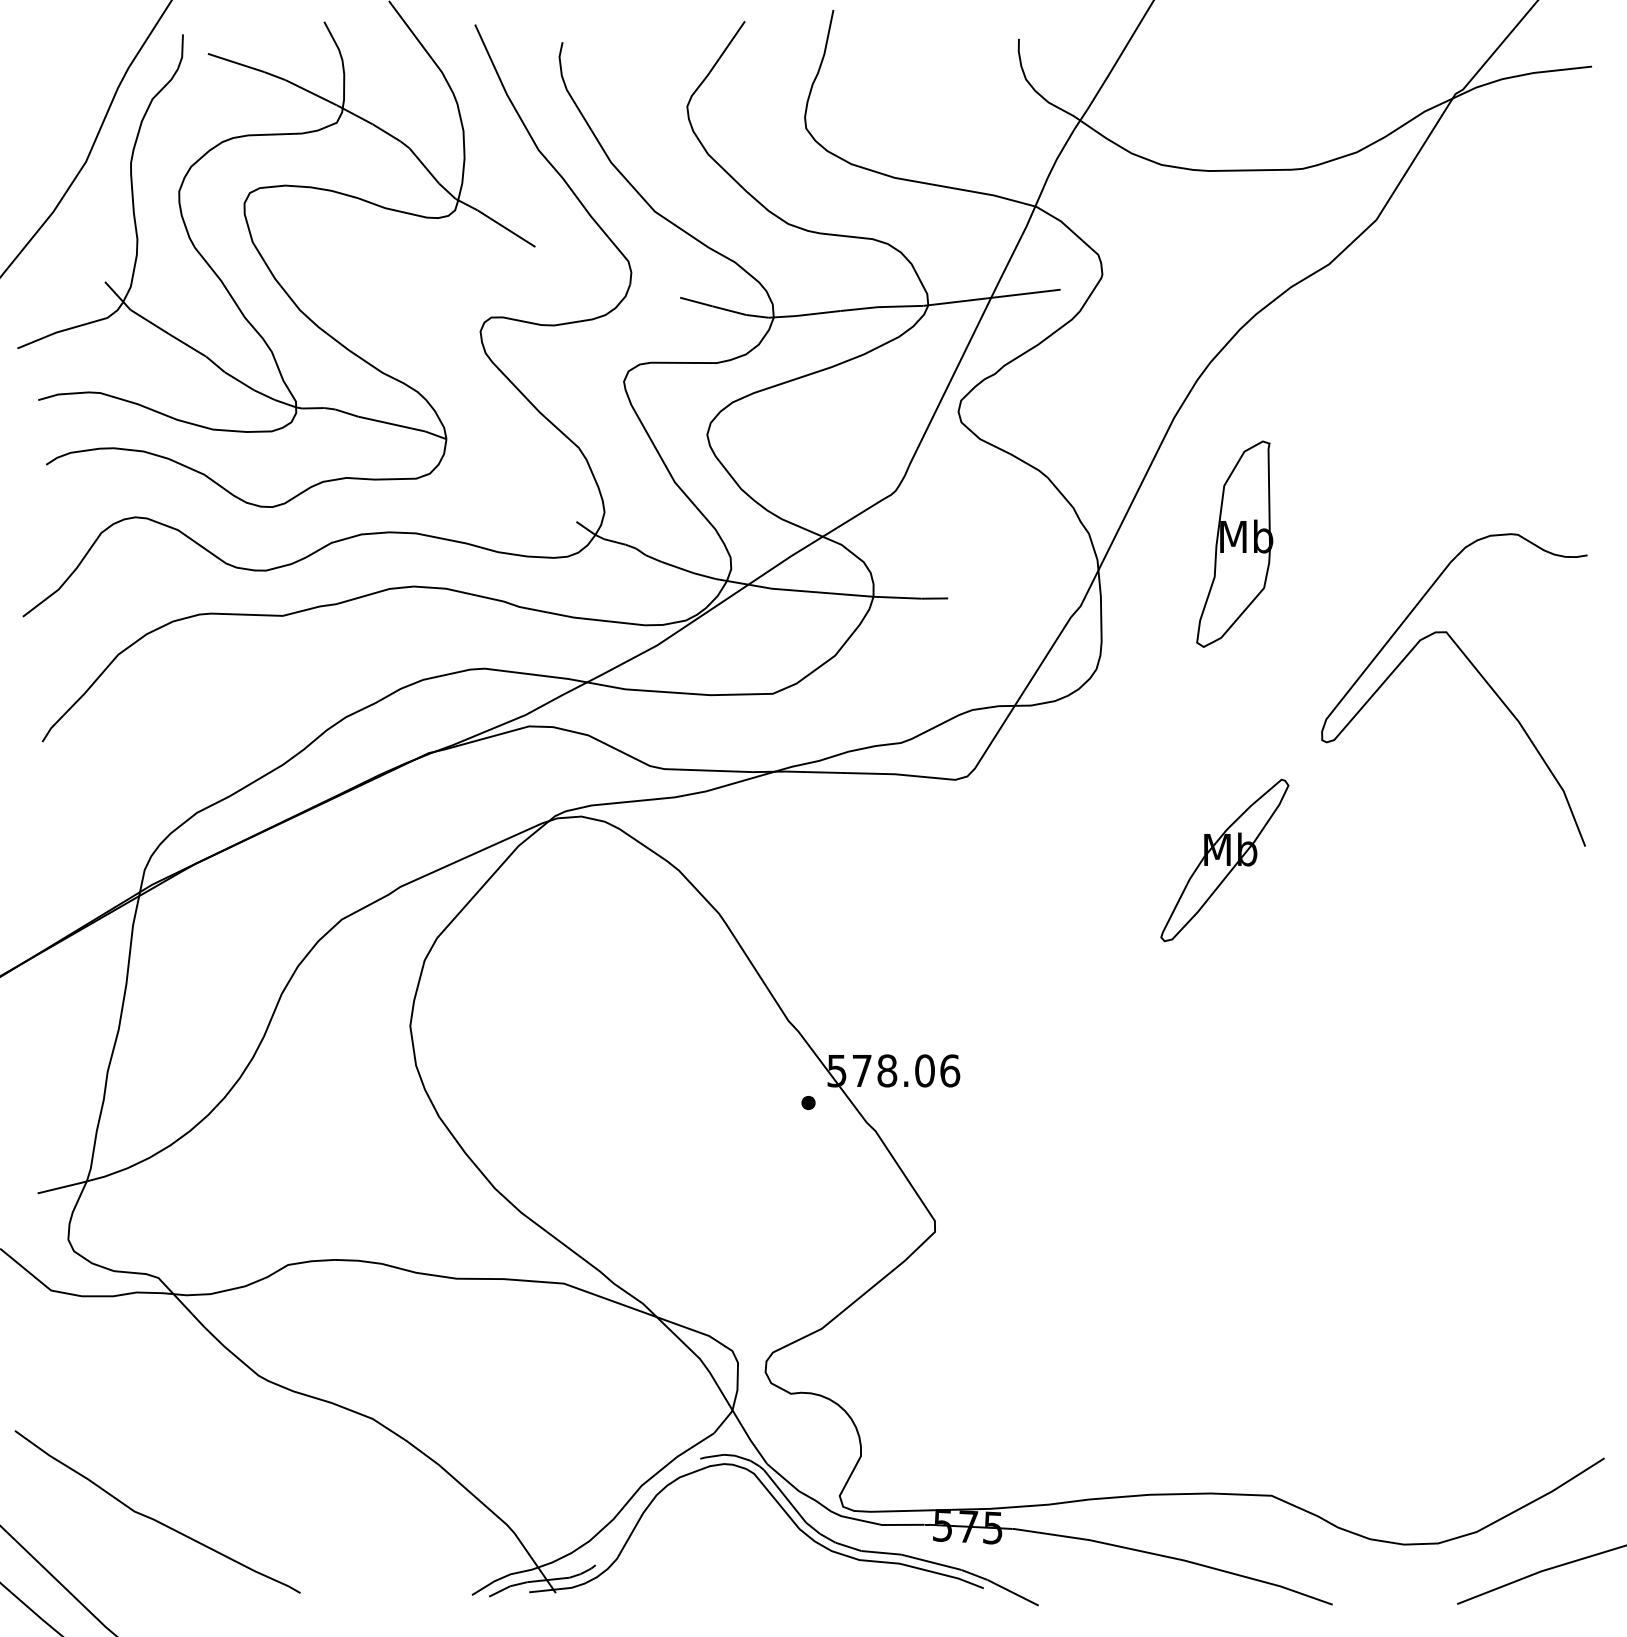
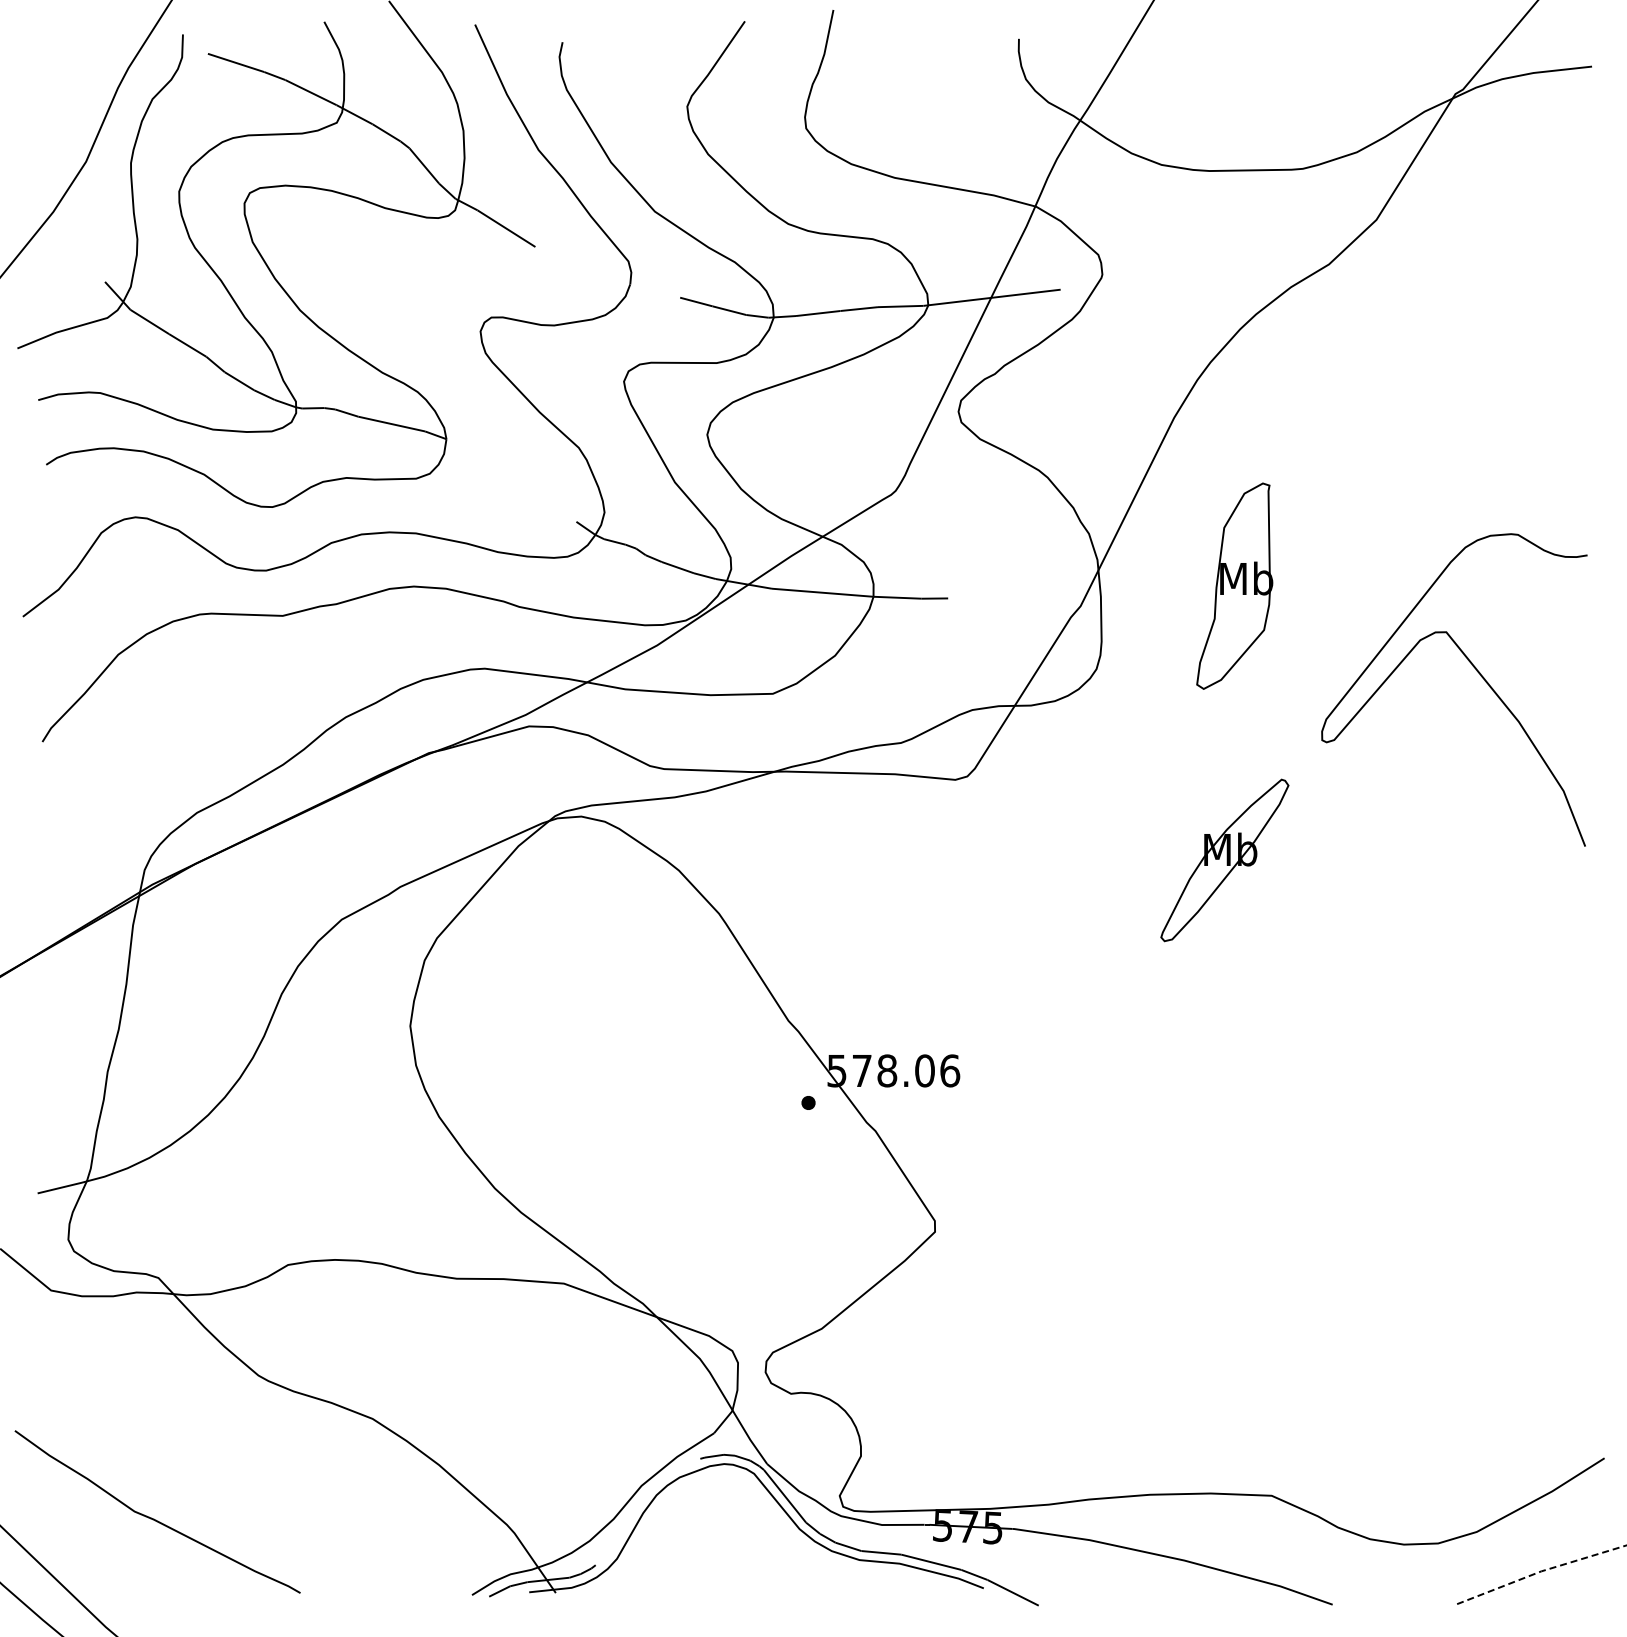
part position: (1234, 543) -> (1234, 585) (1234, 585)
line: solid -> dashed (1541, 1571)
